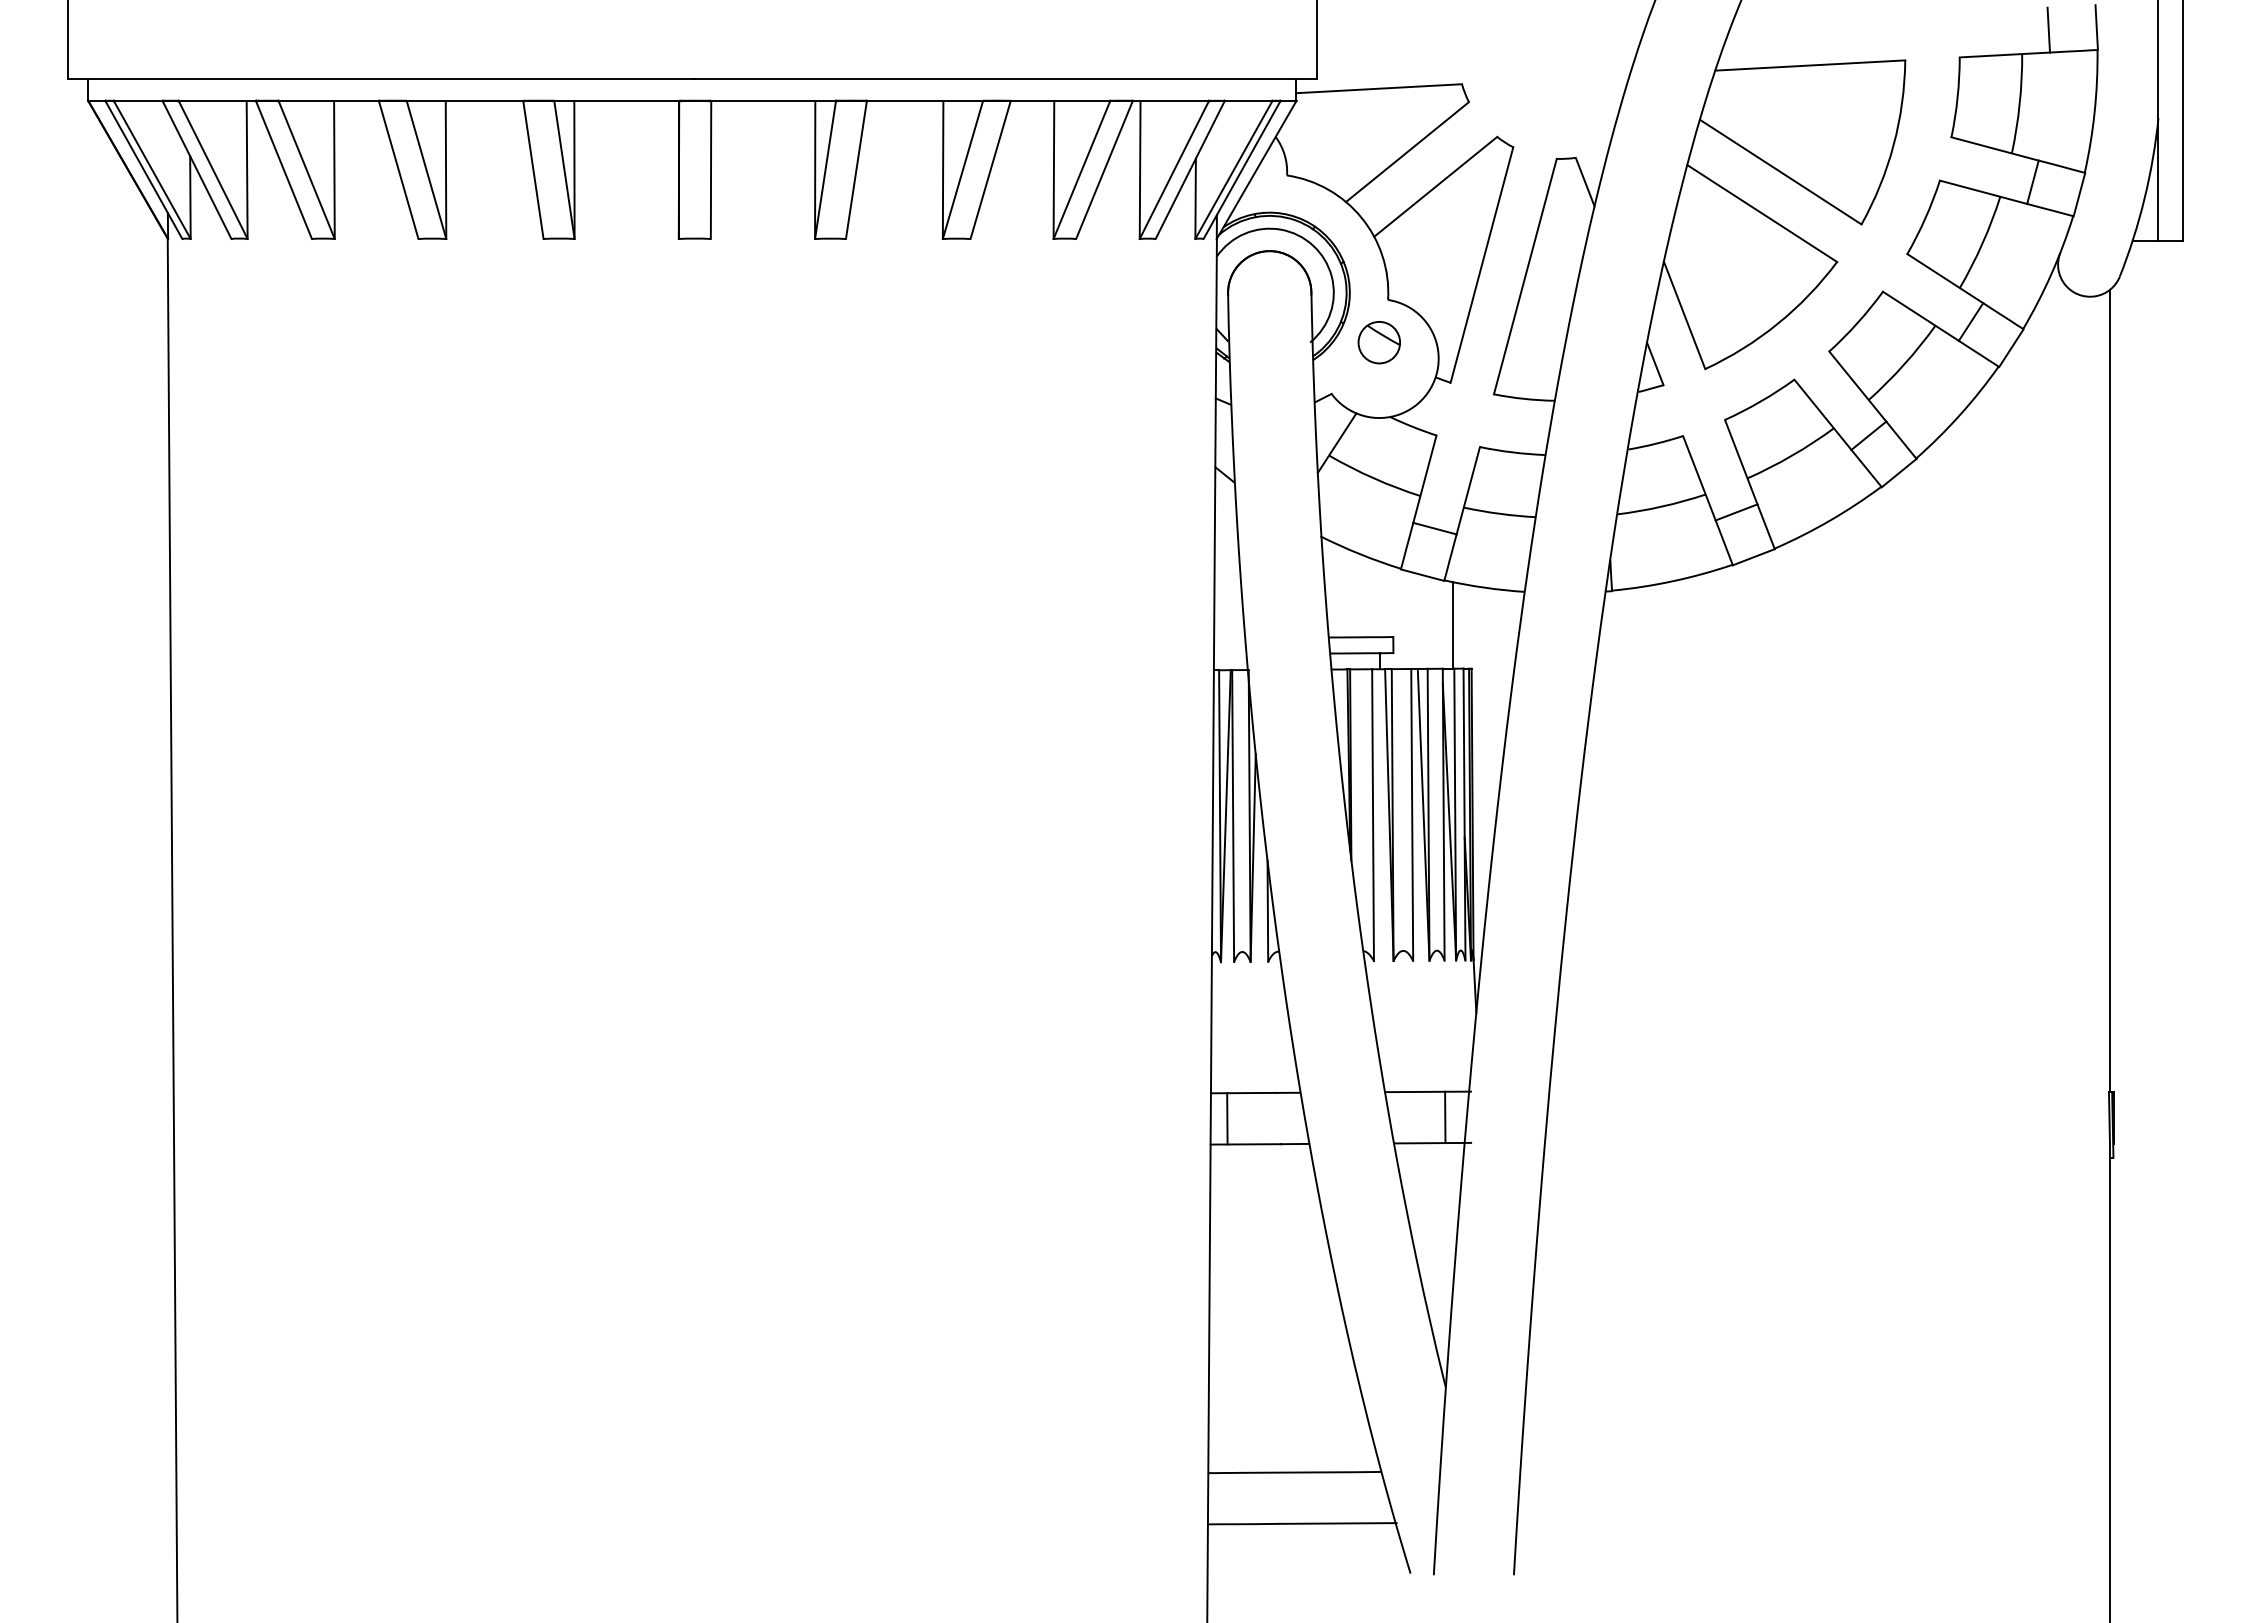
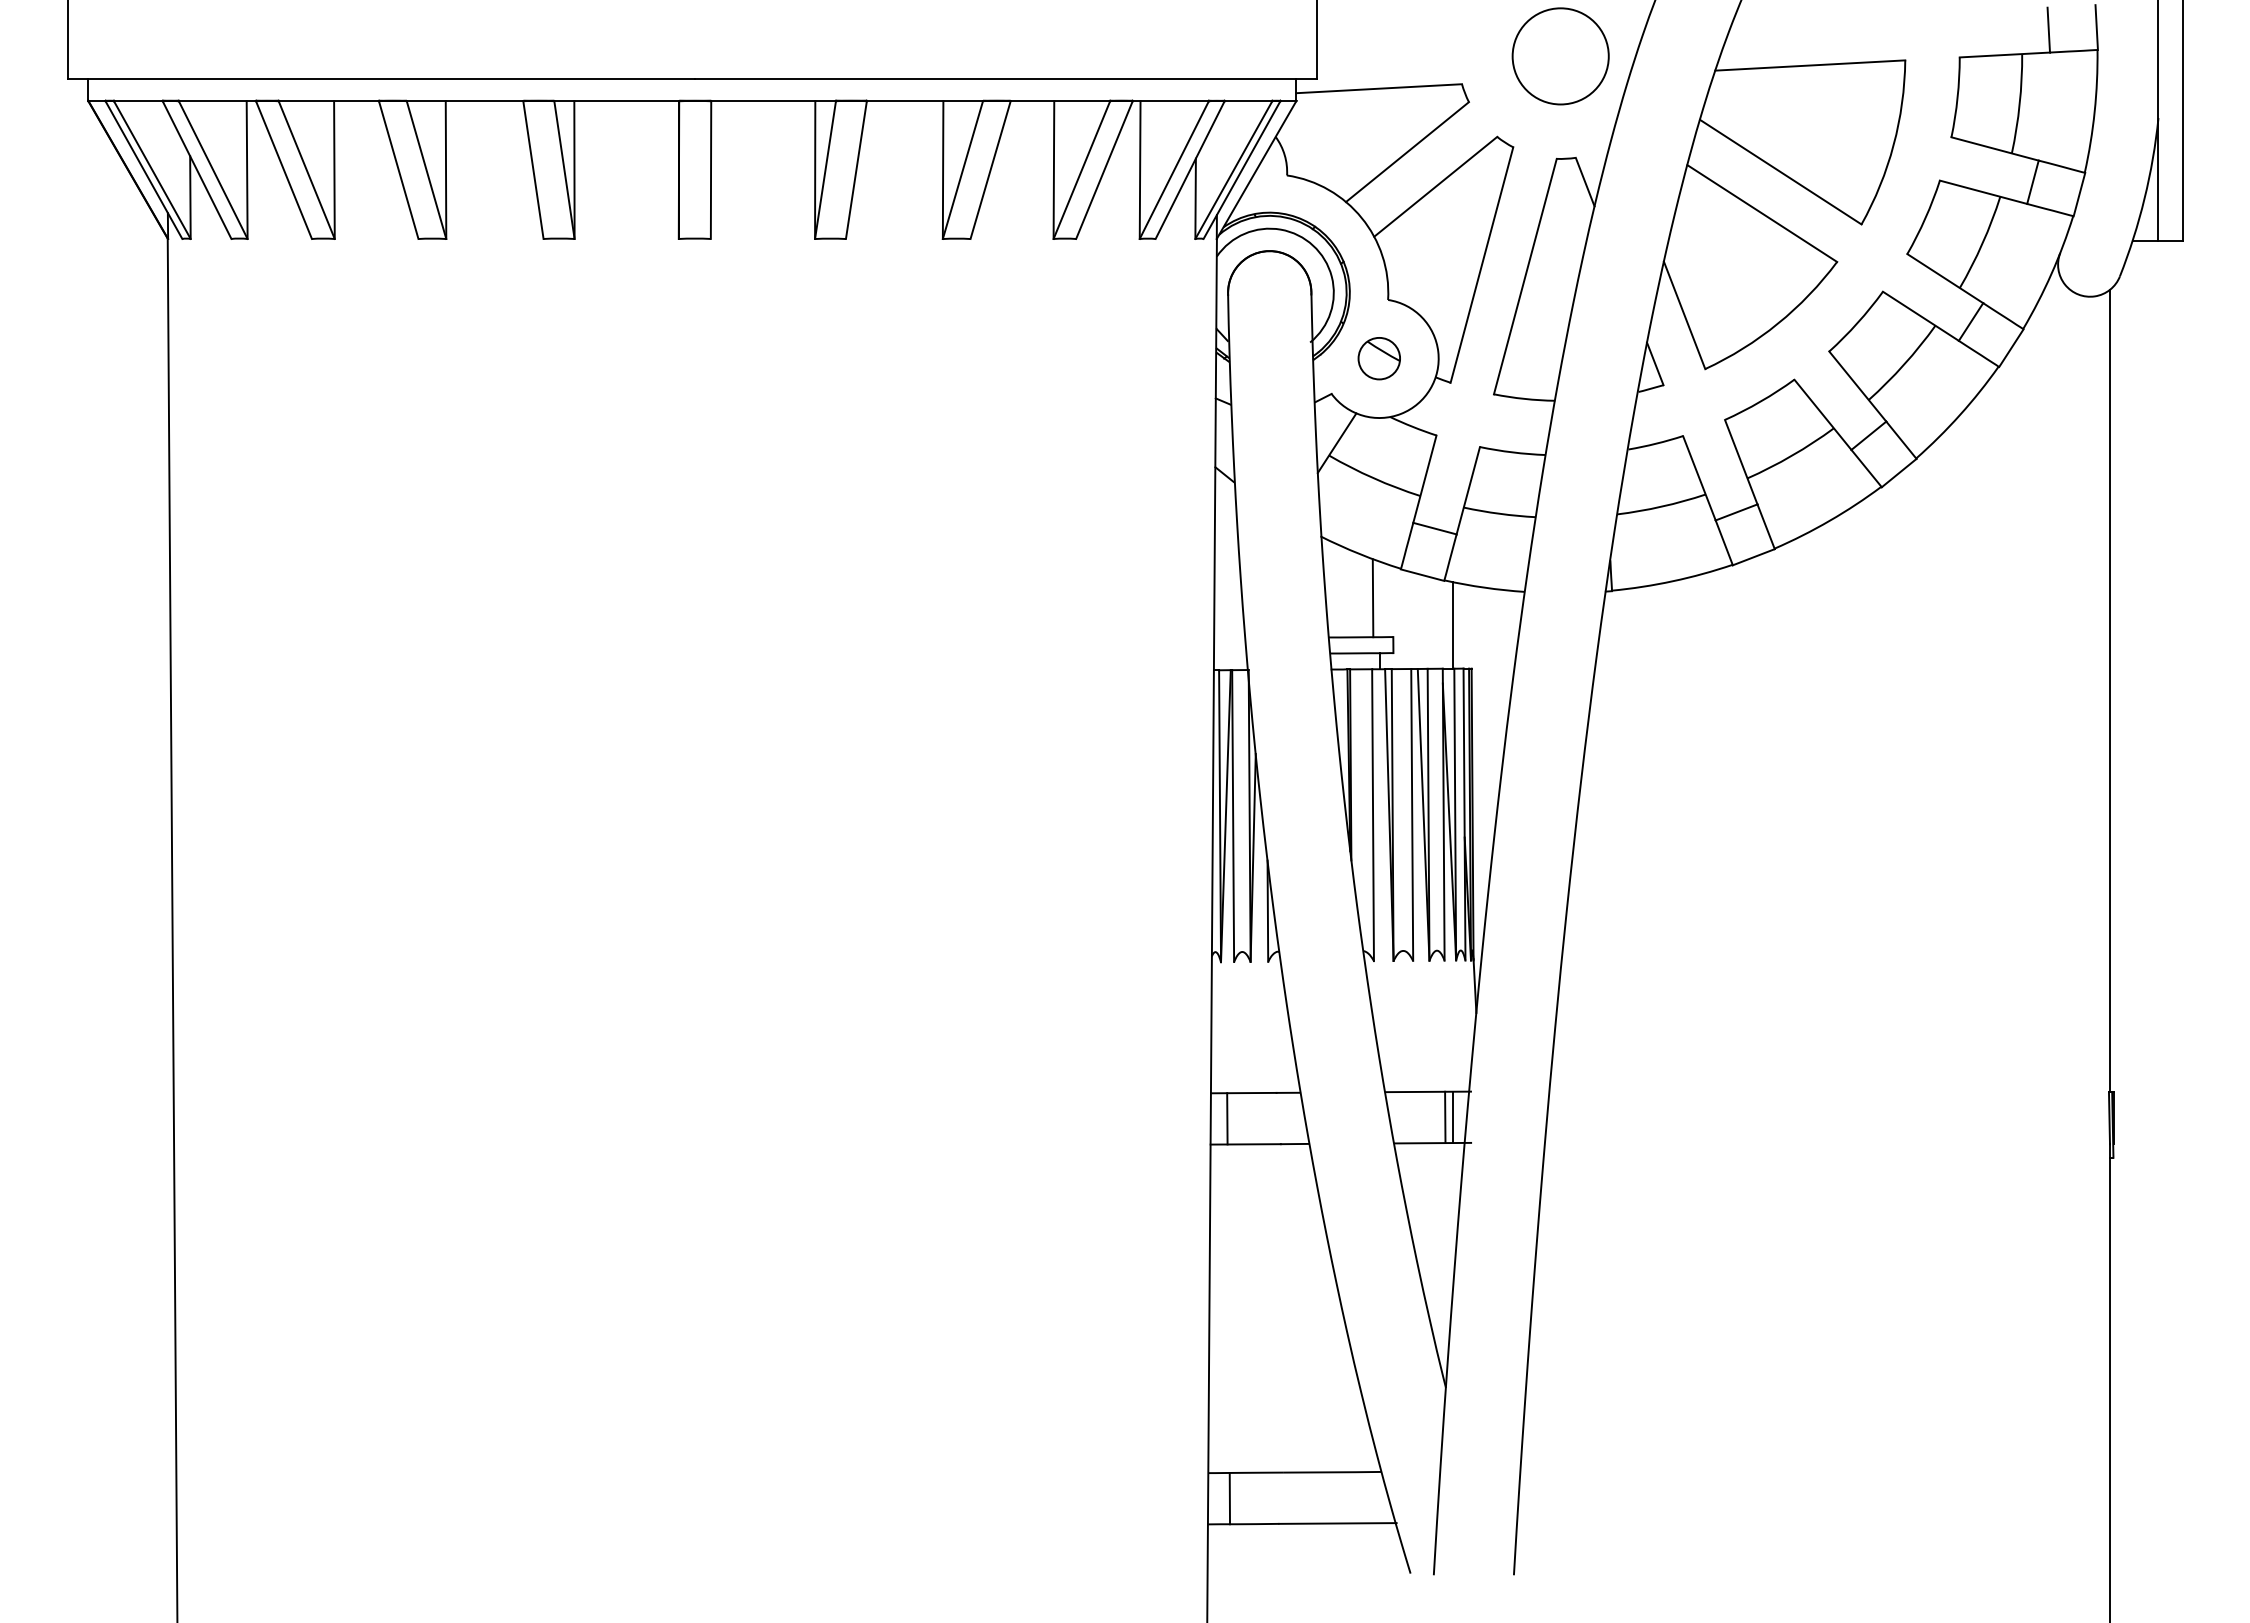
circle: none -> present (1560, 56)
part position: (1378, 342) -> (1378, 358) (1378, 358)
line: none -> present (1372, 598)
line: none -> present (1453, 1117)
line: none -> present (1229, 1498)
